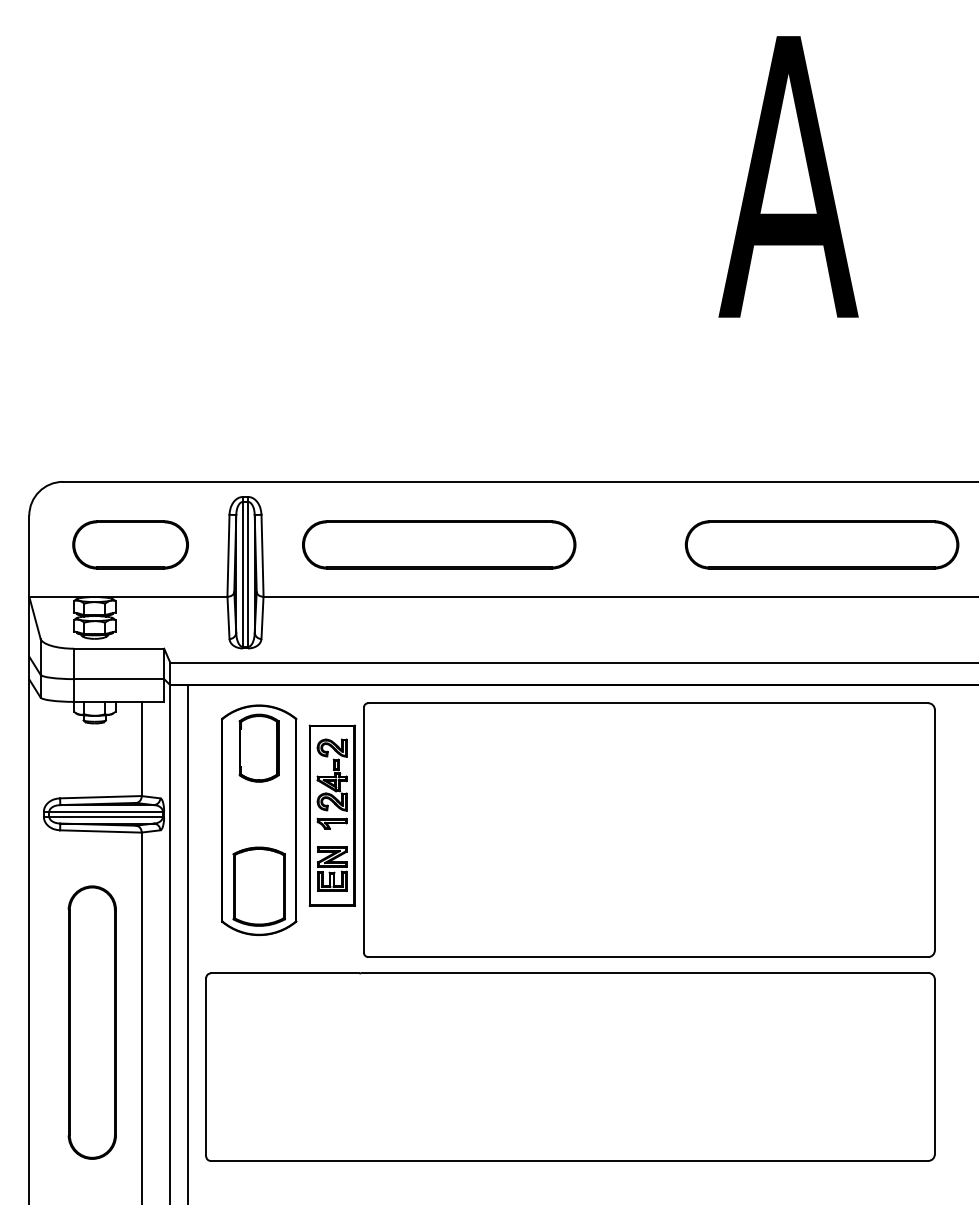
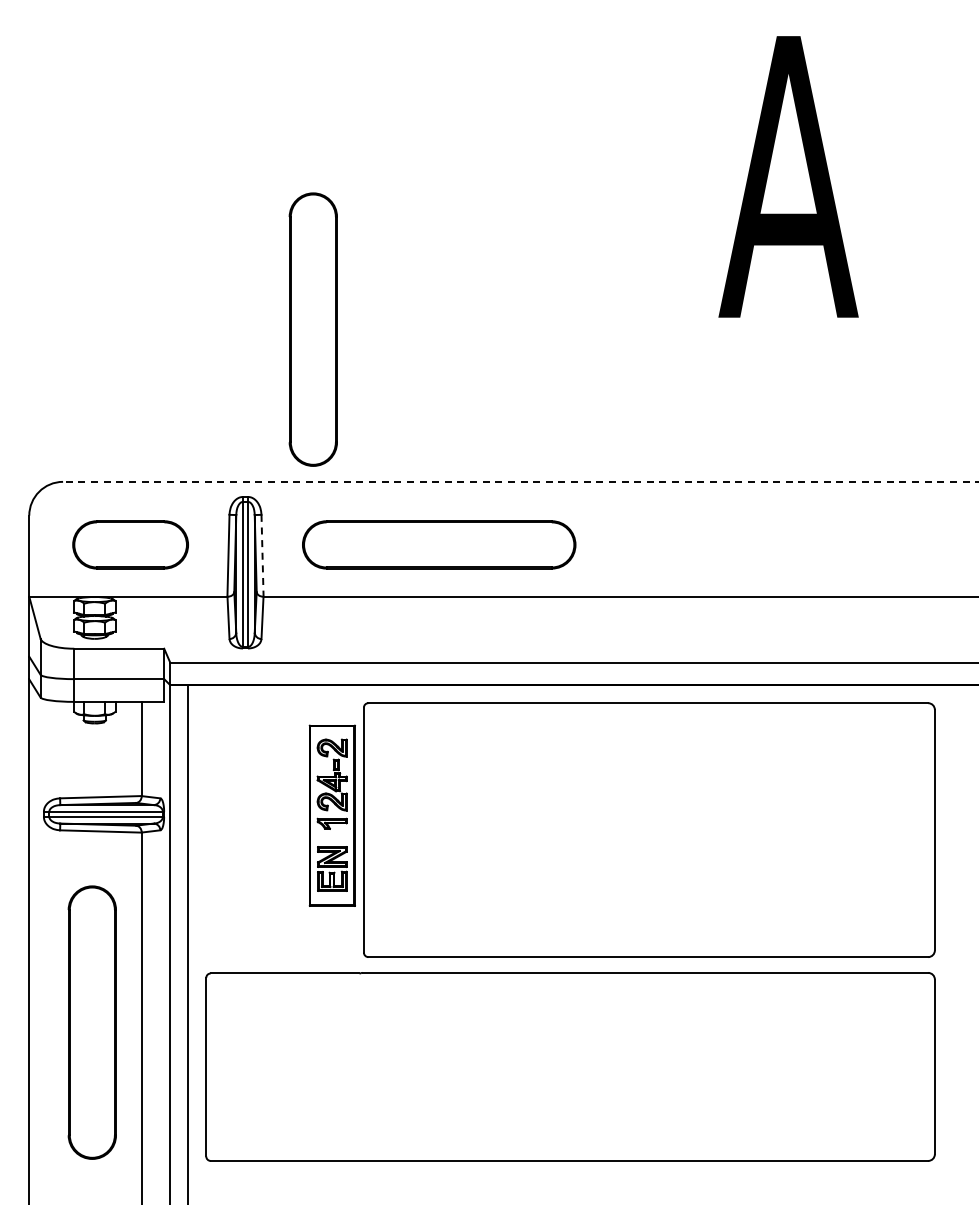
part: none -> present (312, 329)
line: solid -> dashed (520, 481)
part: present -> none (821, 544)
line: solid -> dashed (262, 555)
part: present -> none (259, 819)
